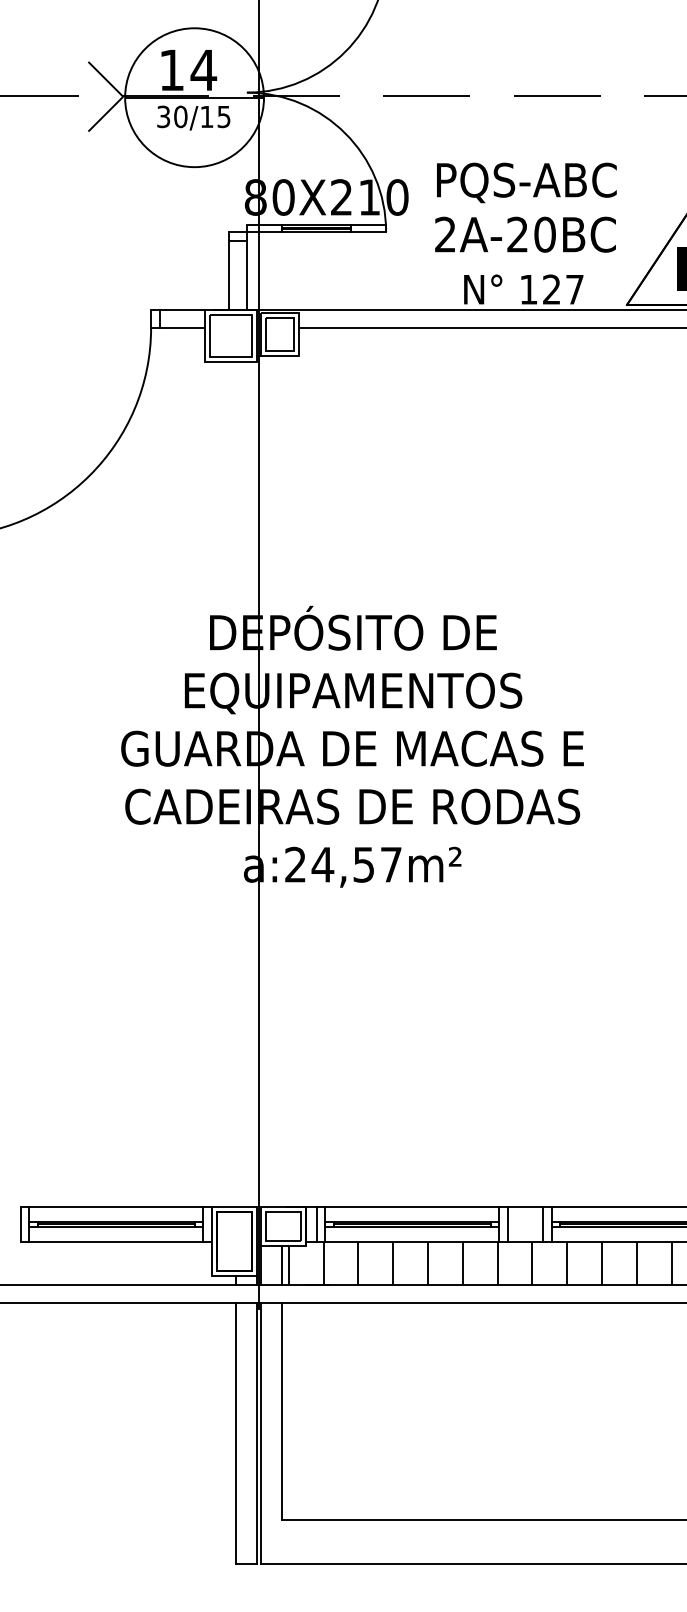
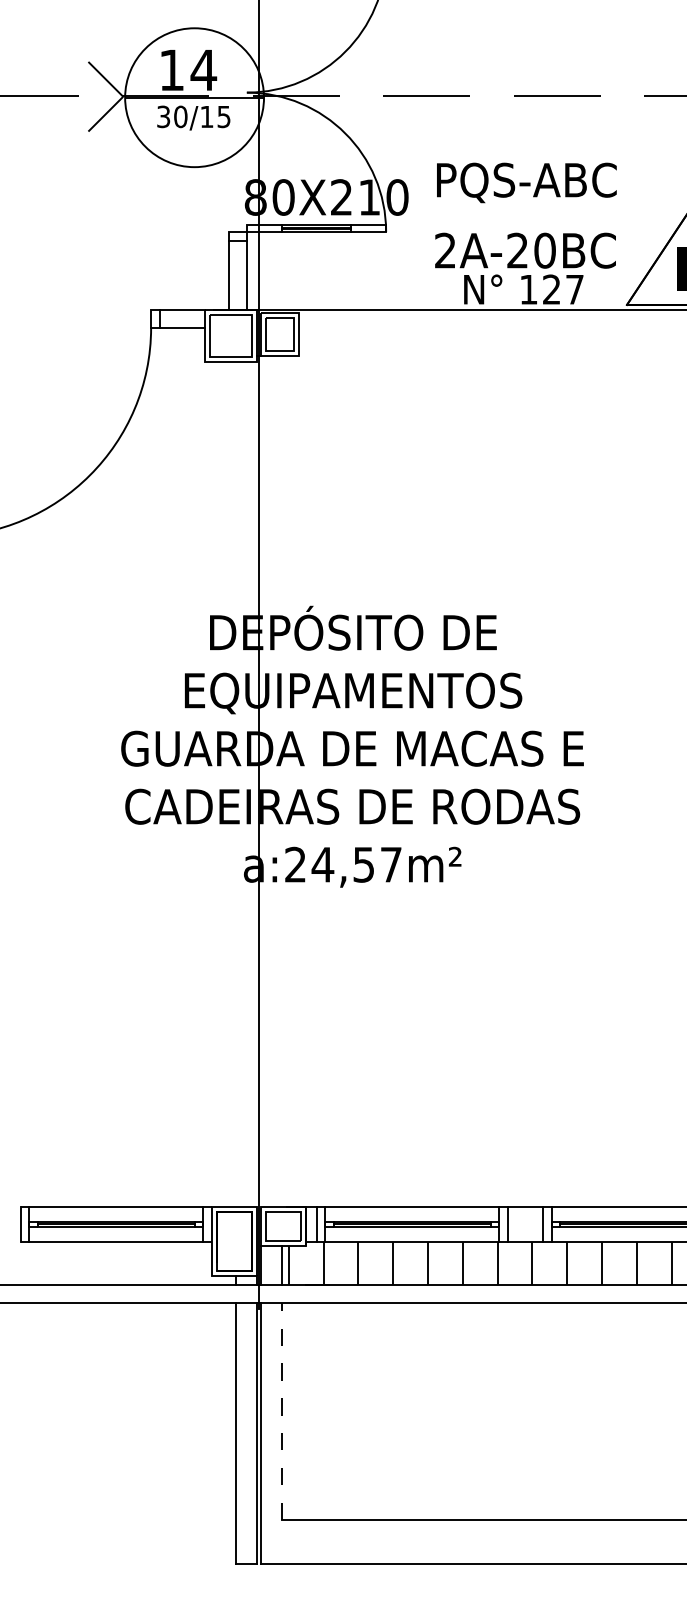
text position: (525, 234) -> (525, 250) (525, 250)
line: present -> none (491, 327)
line: solid -> dashed (281, 1411)
